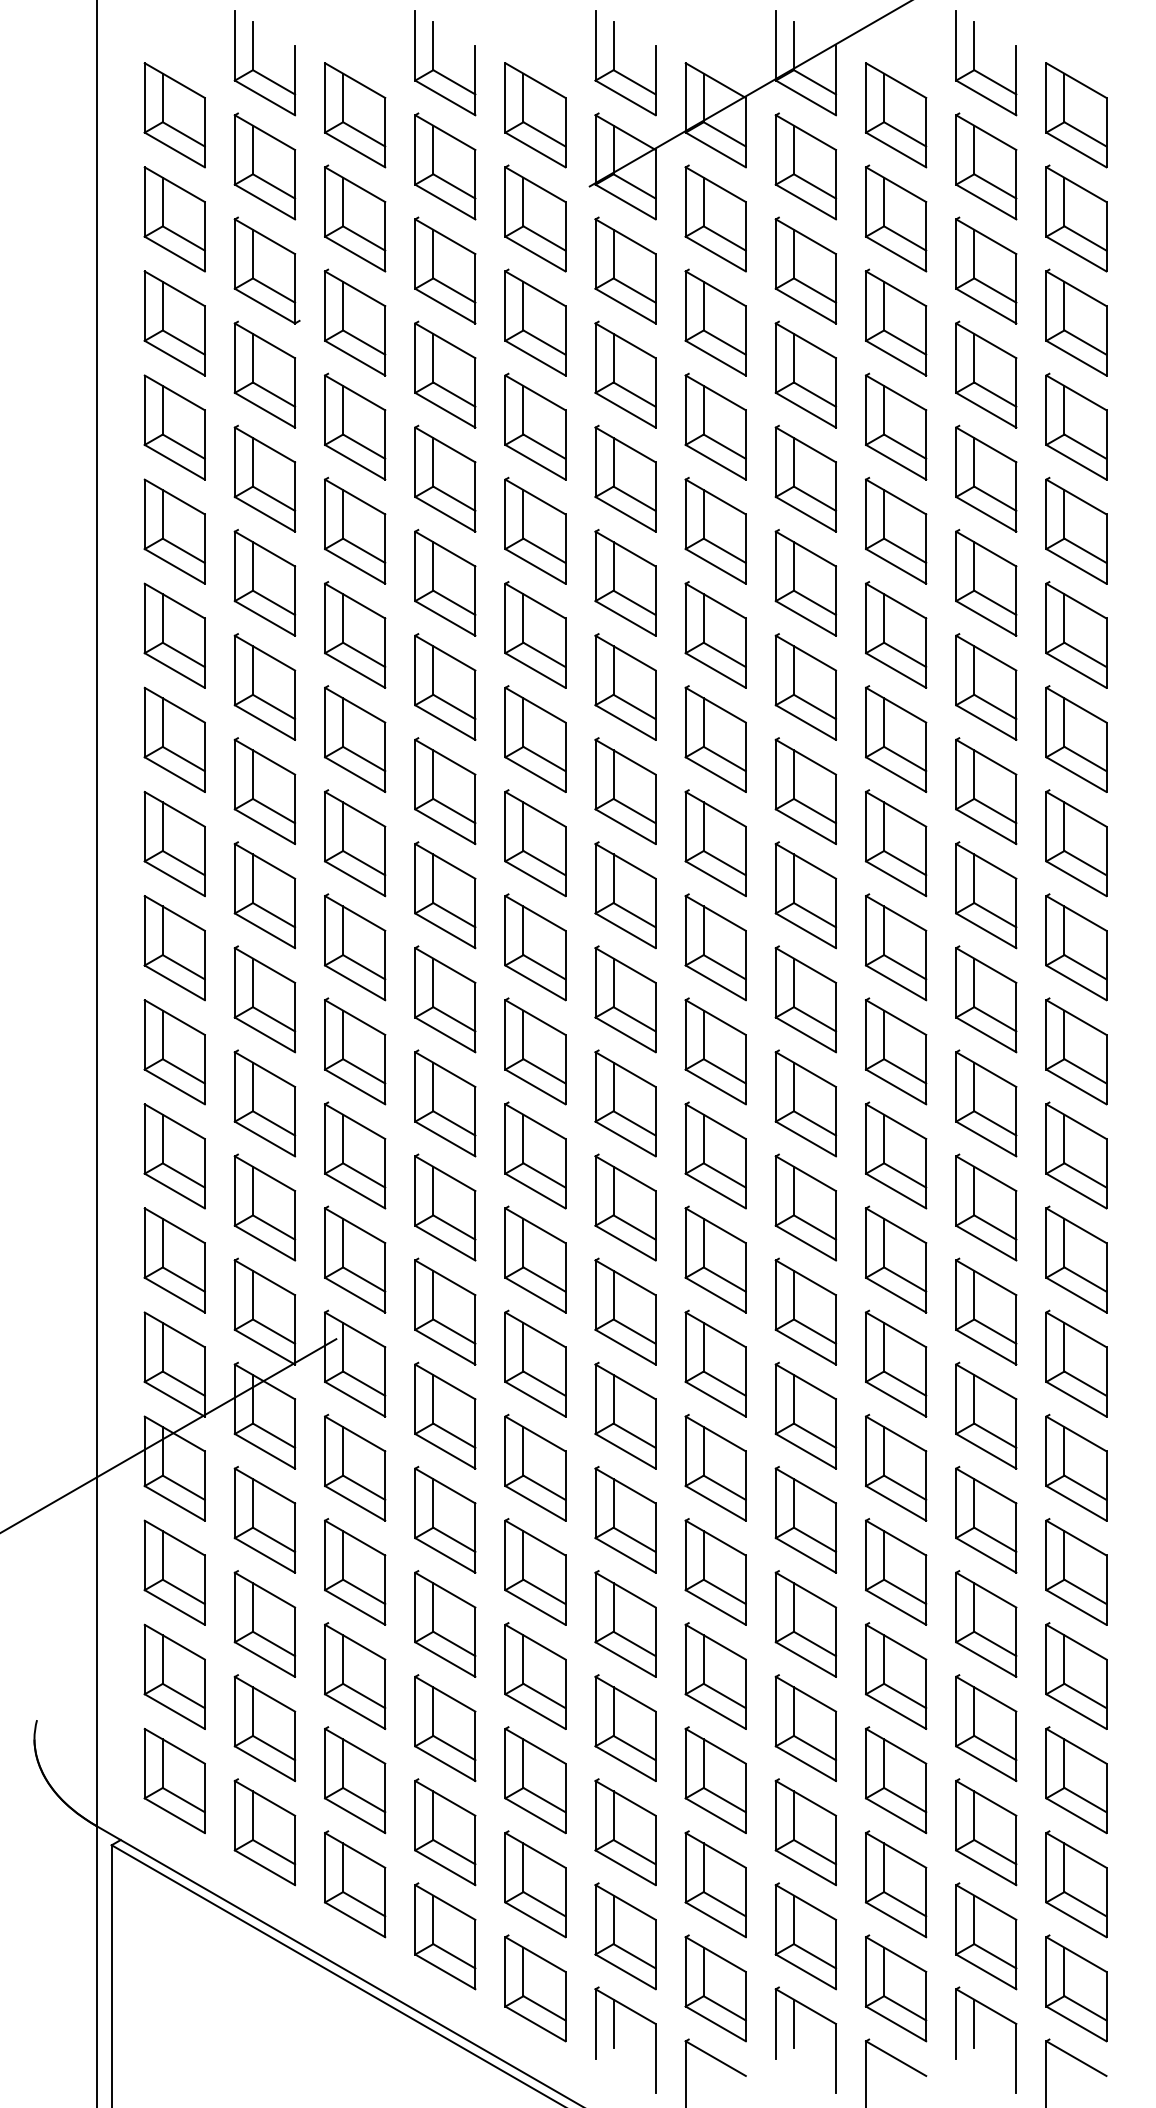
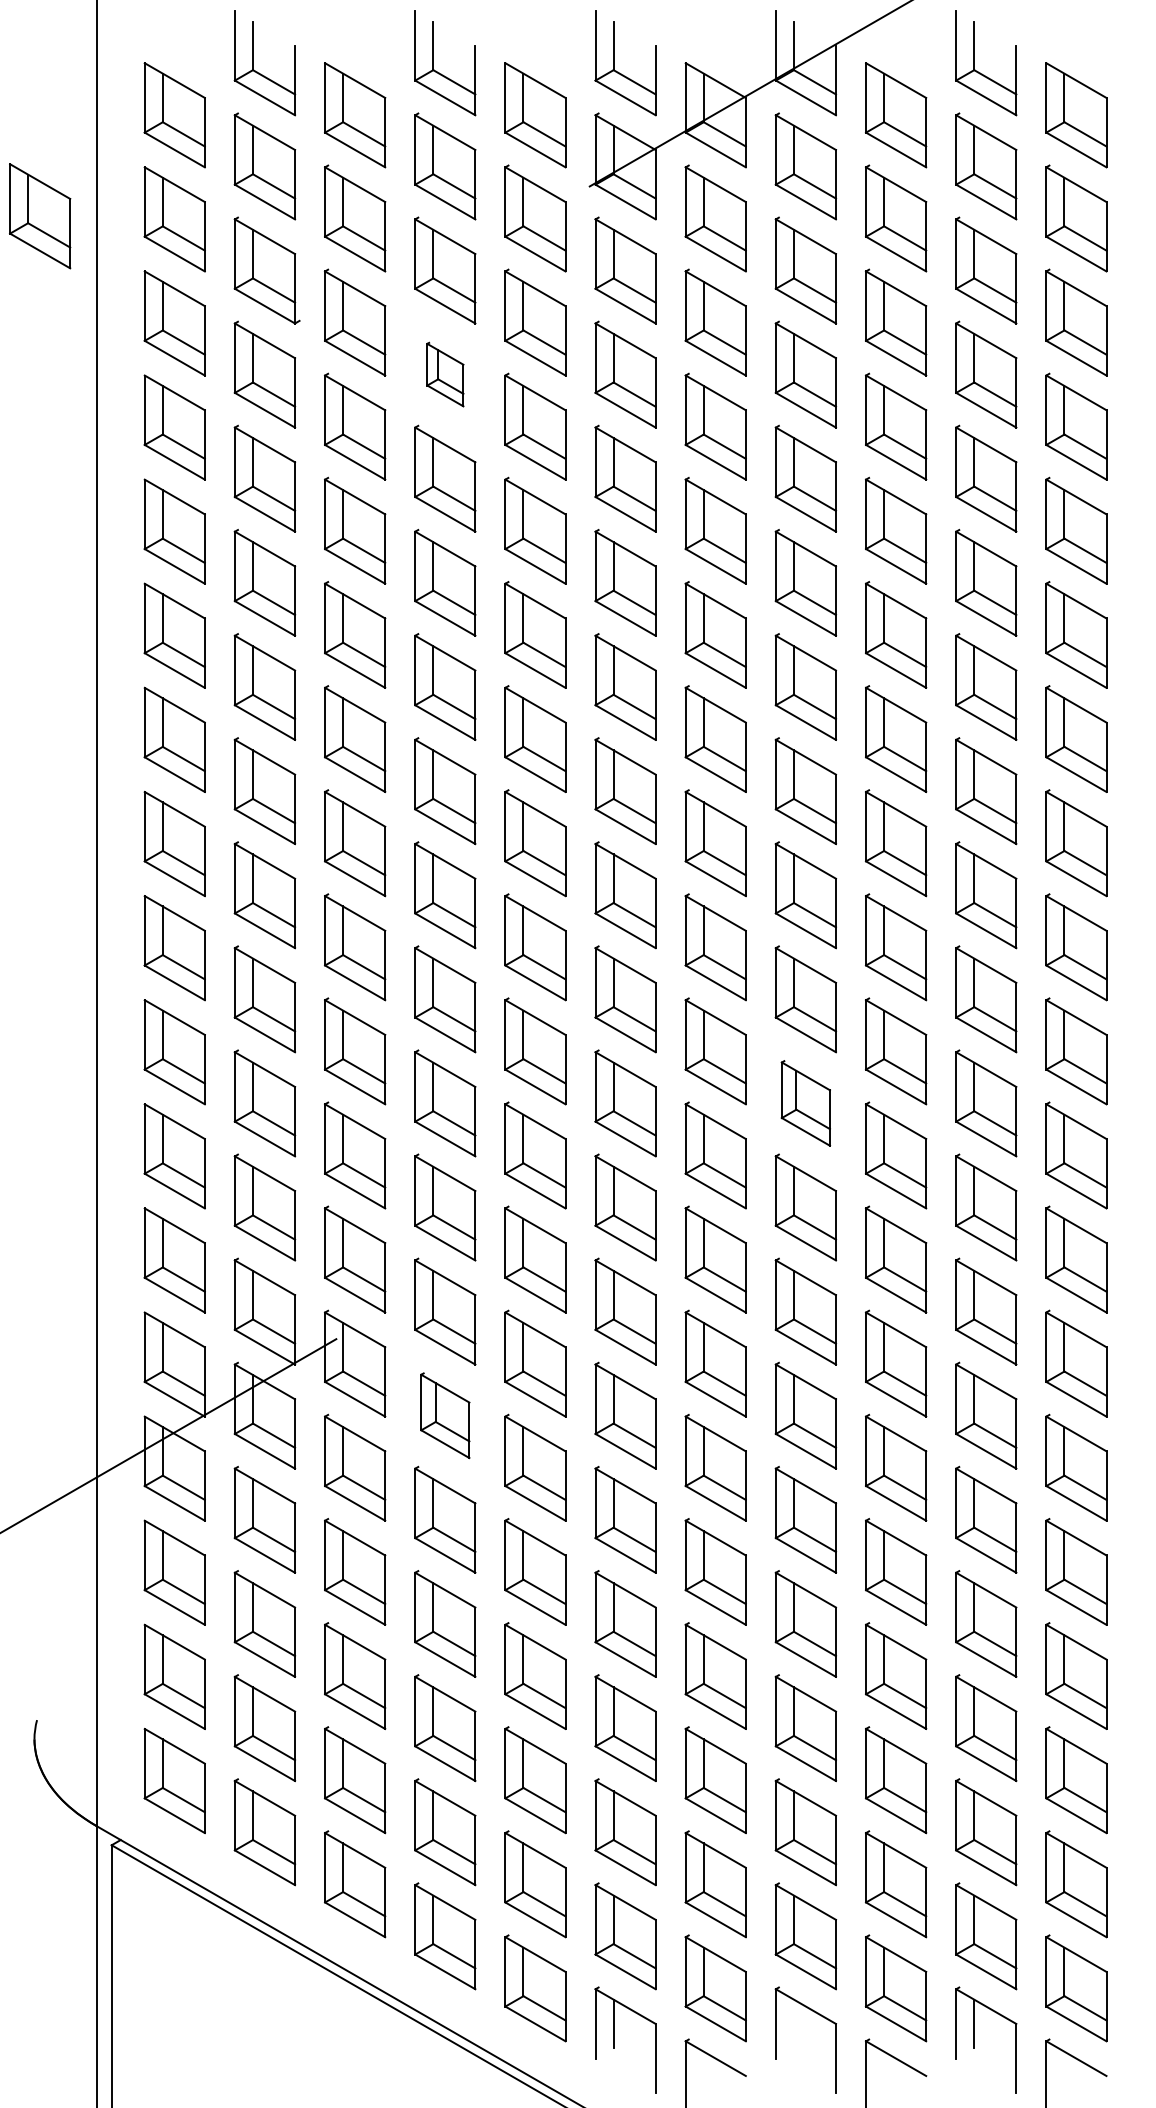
part: none -> present (40, 216)
part size: 63x109 px -> 39x67 px (445, 374)
part size: 64x109 px -> 52x87 px (805, 1103)
part size: 63x109 px -> 51x88 px (445, 1415)
line: present -> none (793, 2023)
